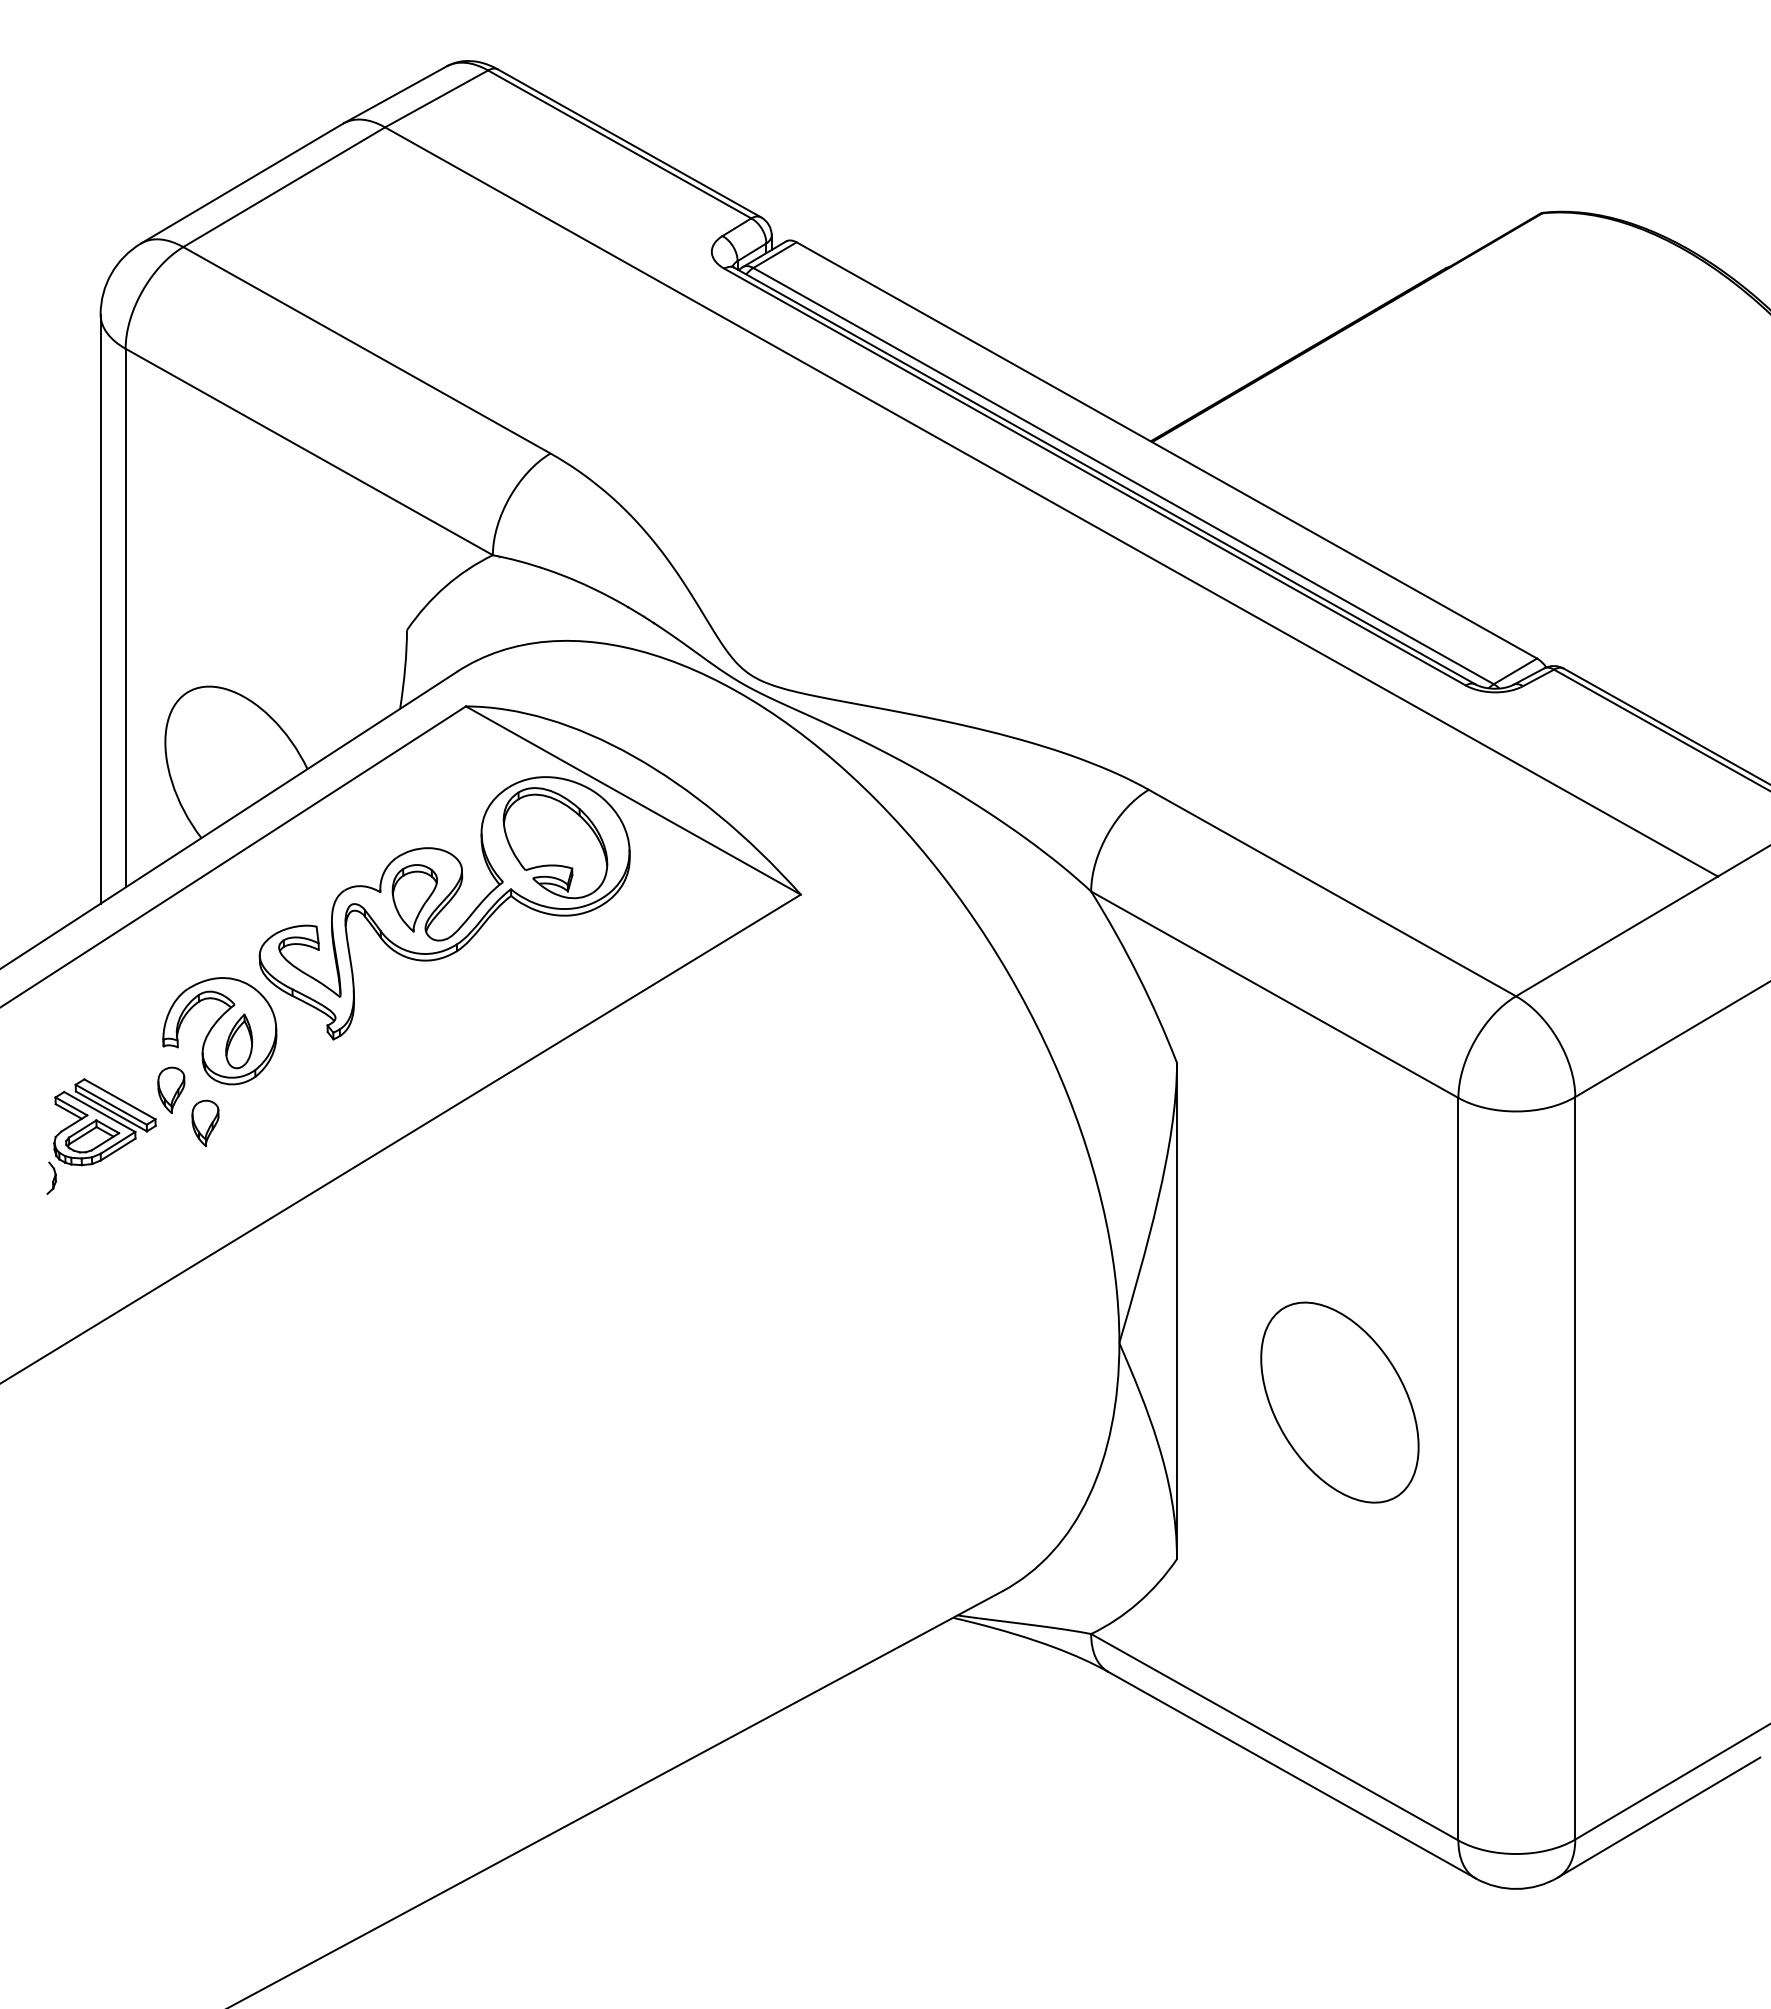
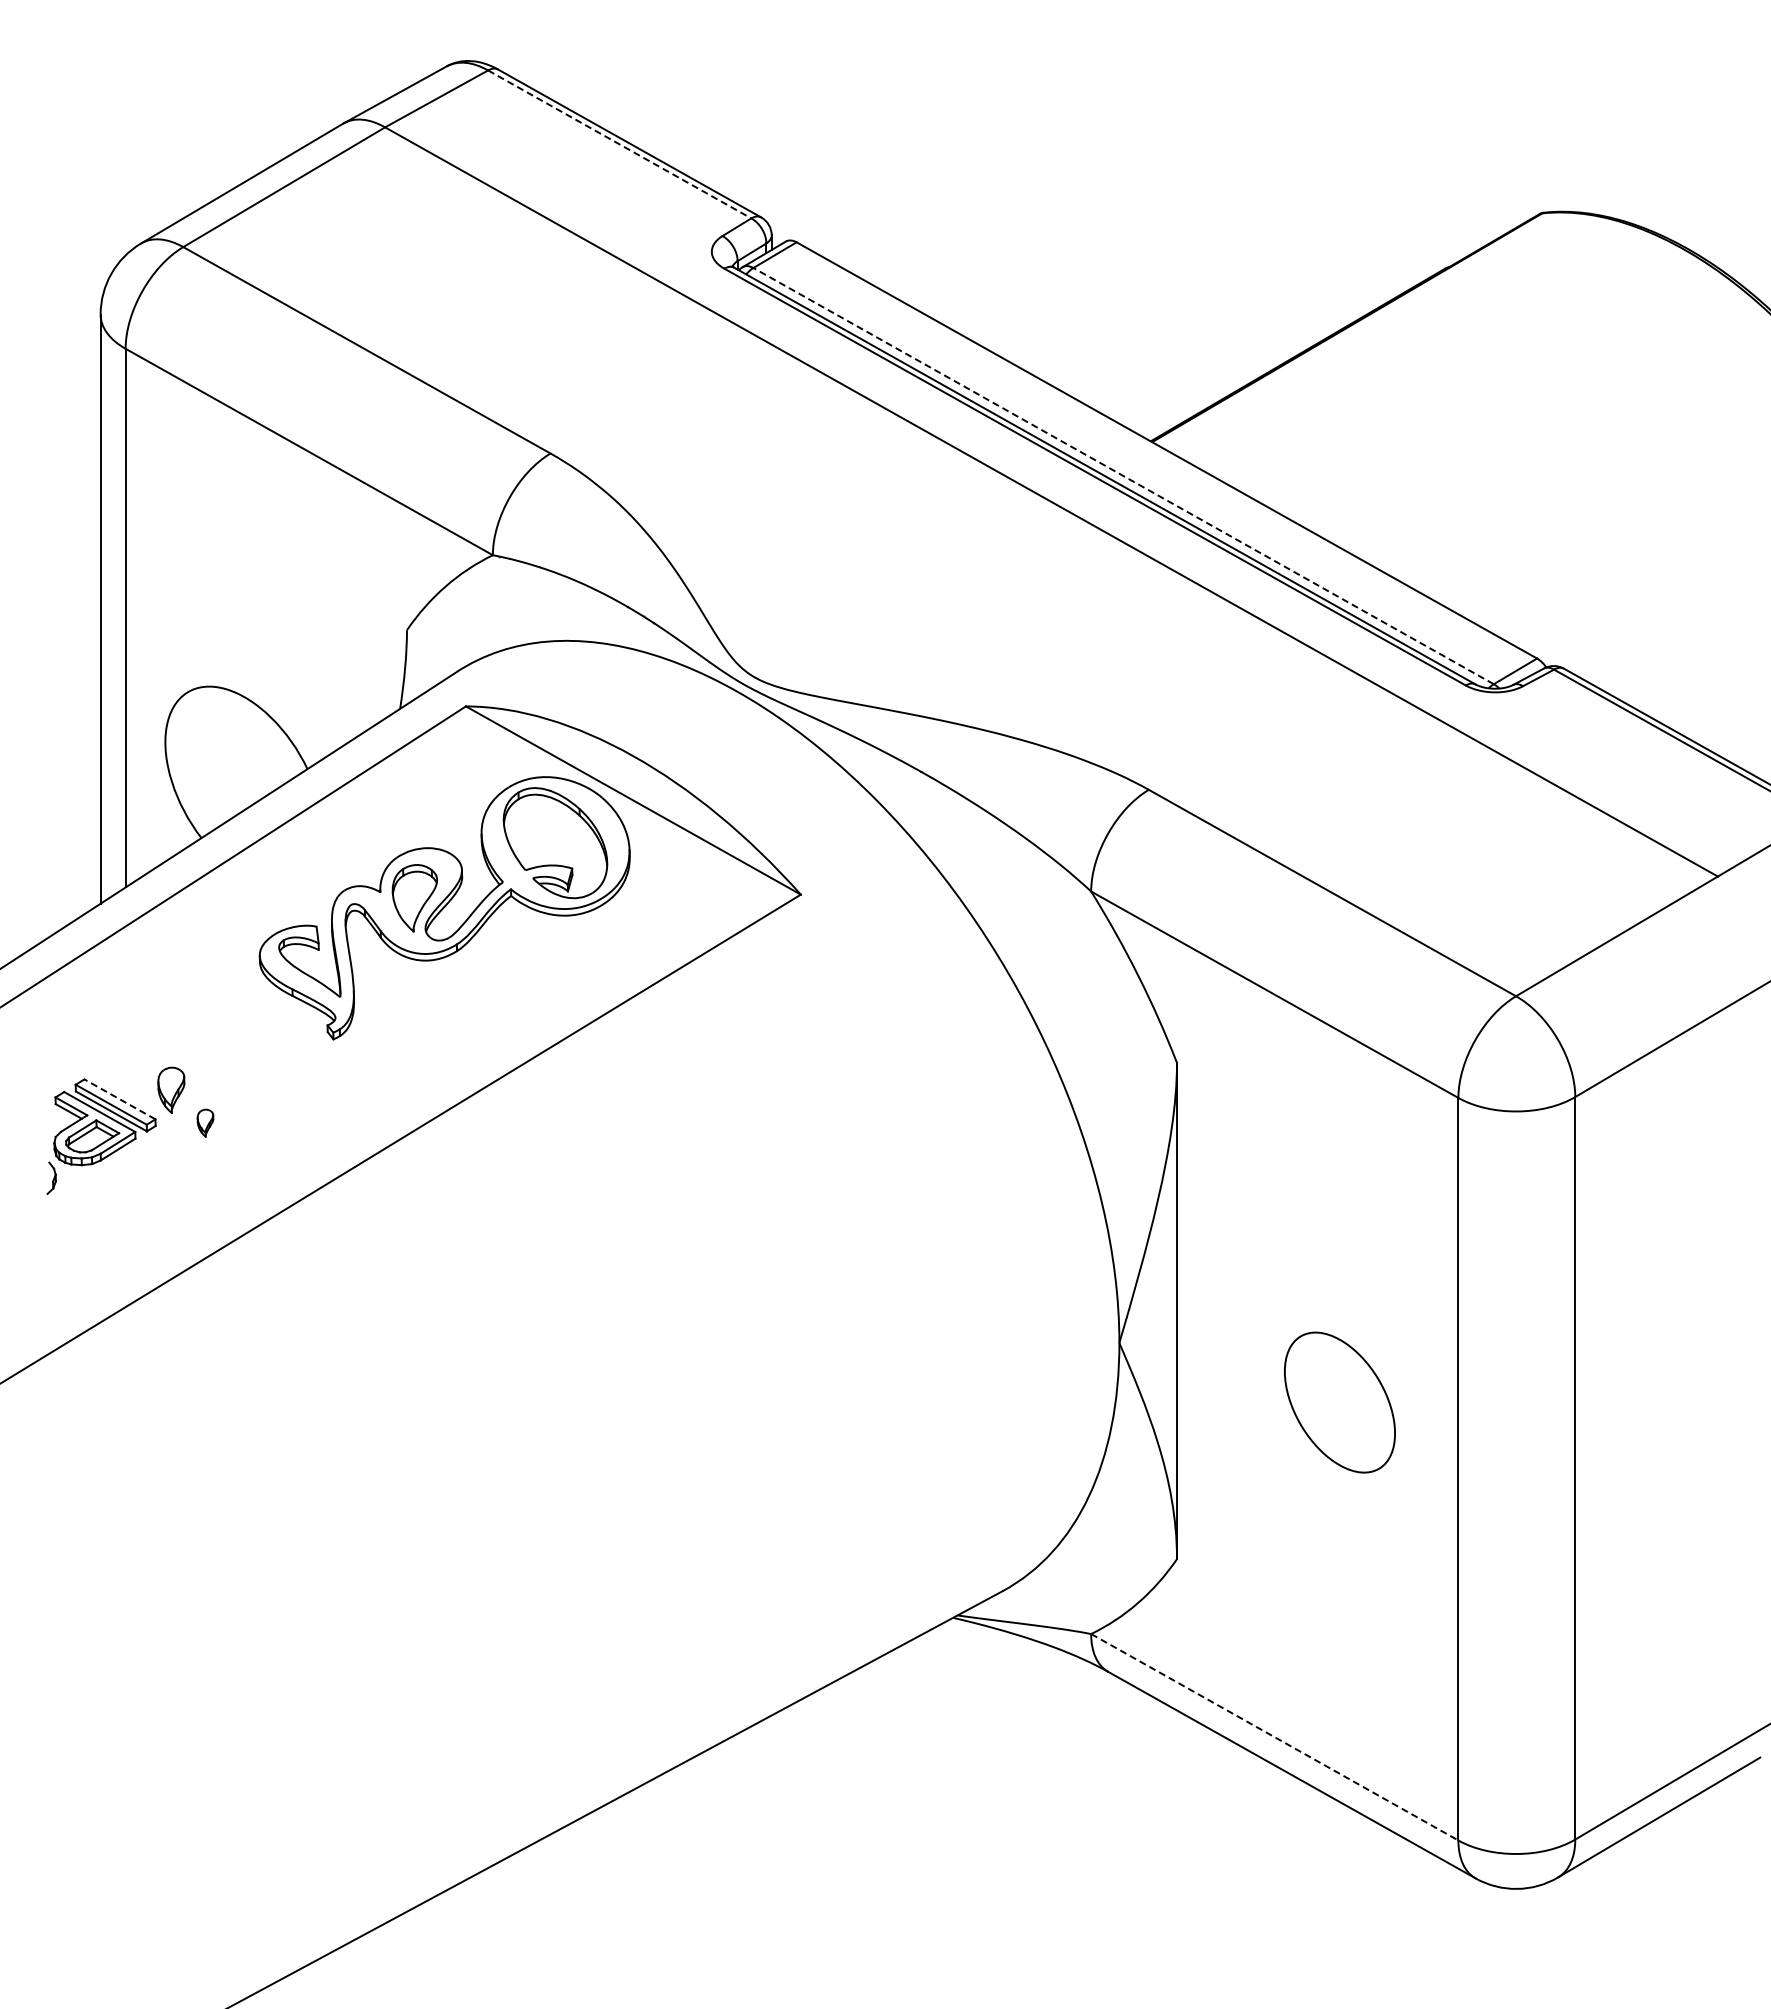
line: solid -> dashed (619, 144)
line: solid -> dashed (1123, 476)
part: present -> none (219, 1031)
line: solid -> dashed (119, 1099)
part size: 29x48 px -> 19x30 px (205, 1122)
part size: 160x203 px -> 112x143 px (1339, 1402)
line: solid -> dashed (1274, 1737)
